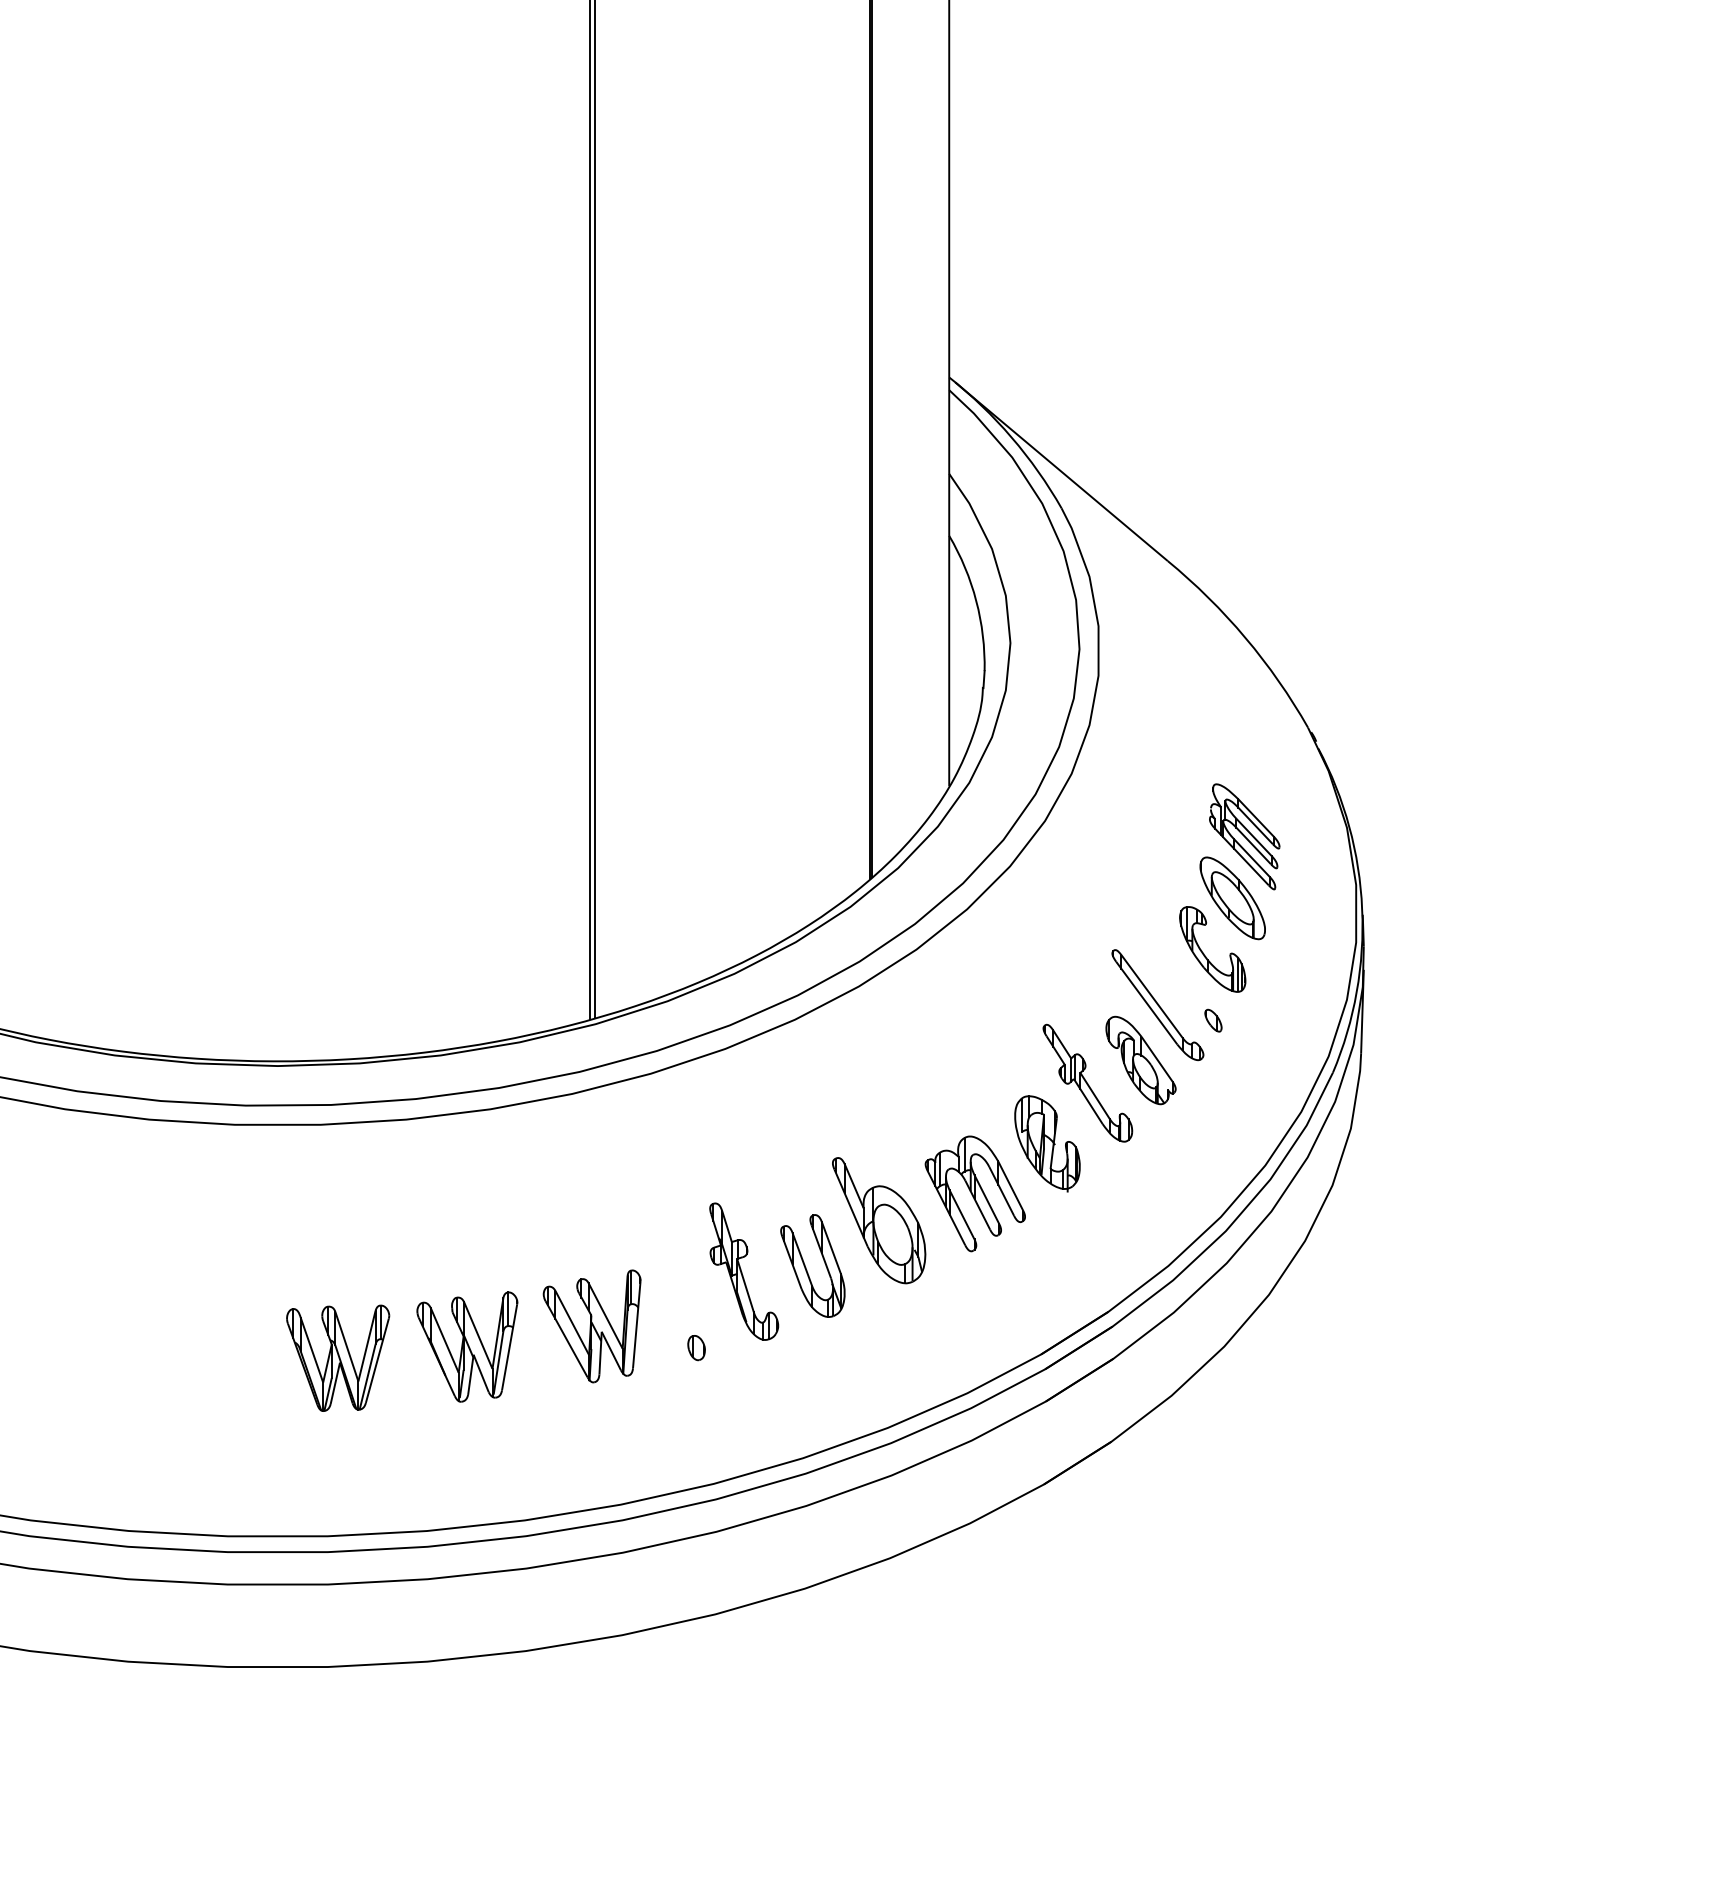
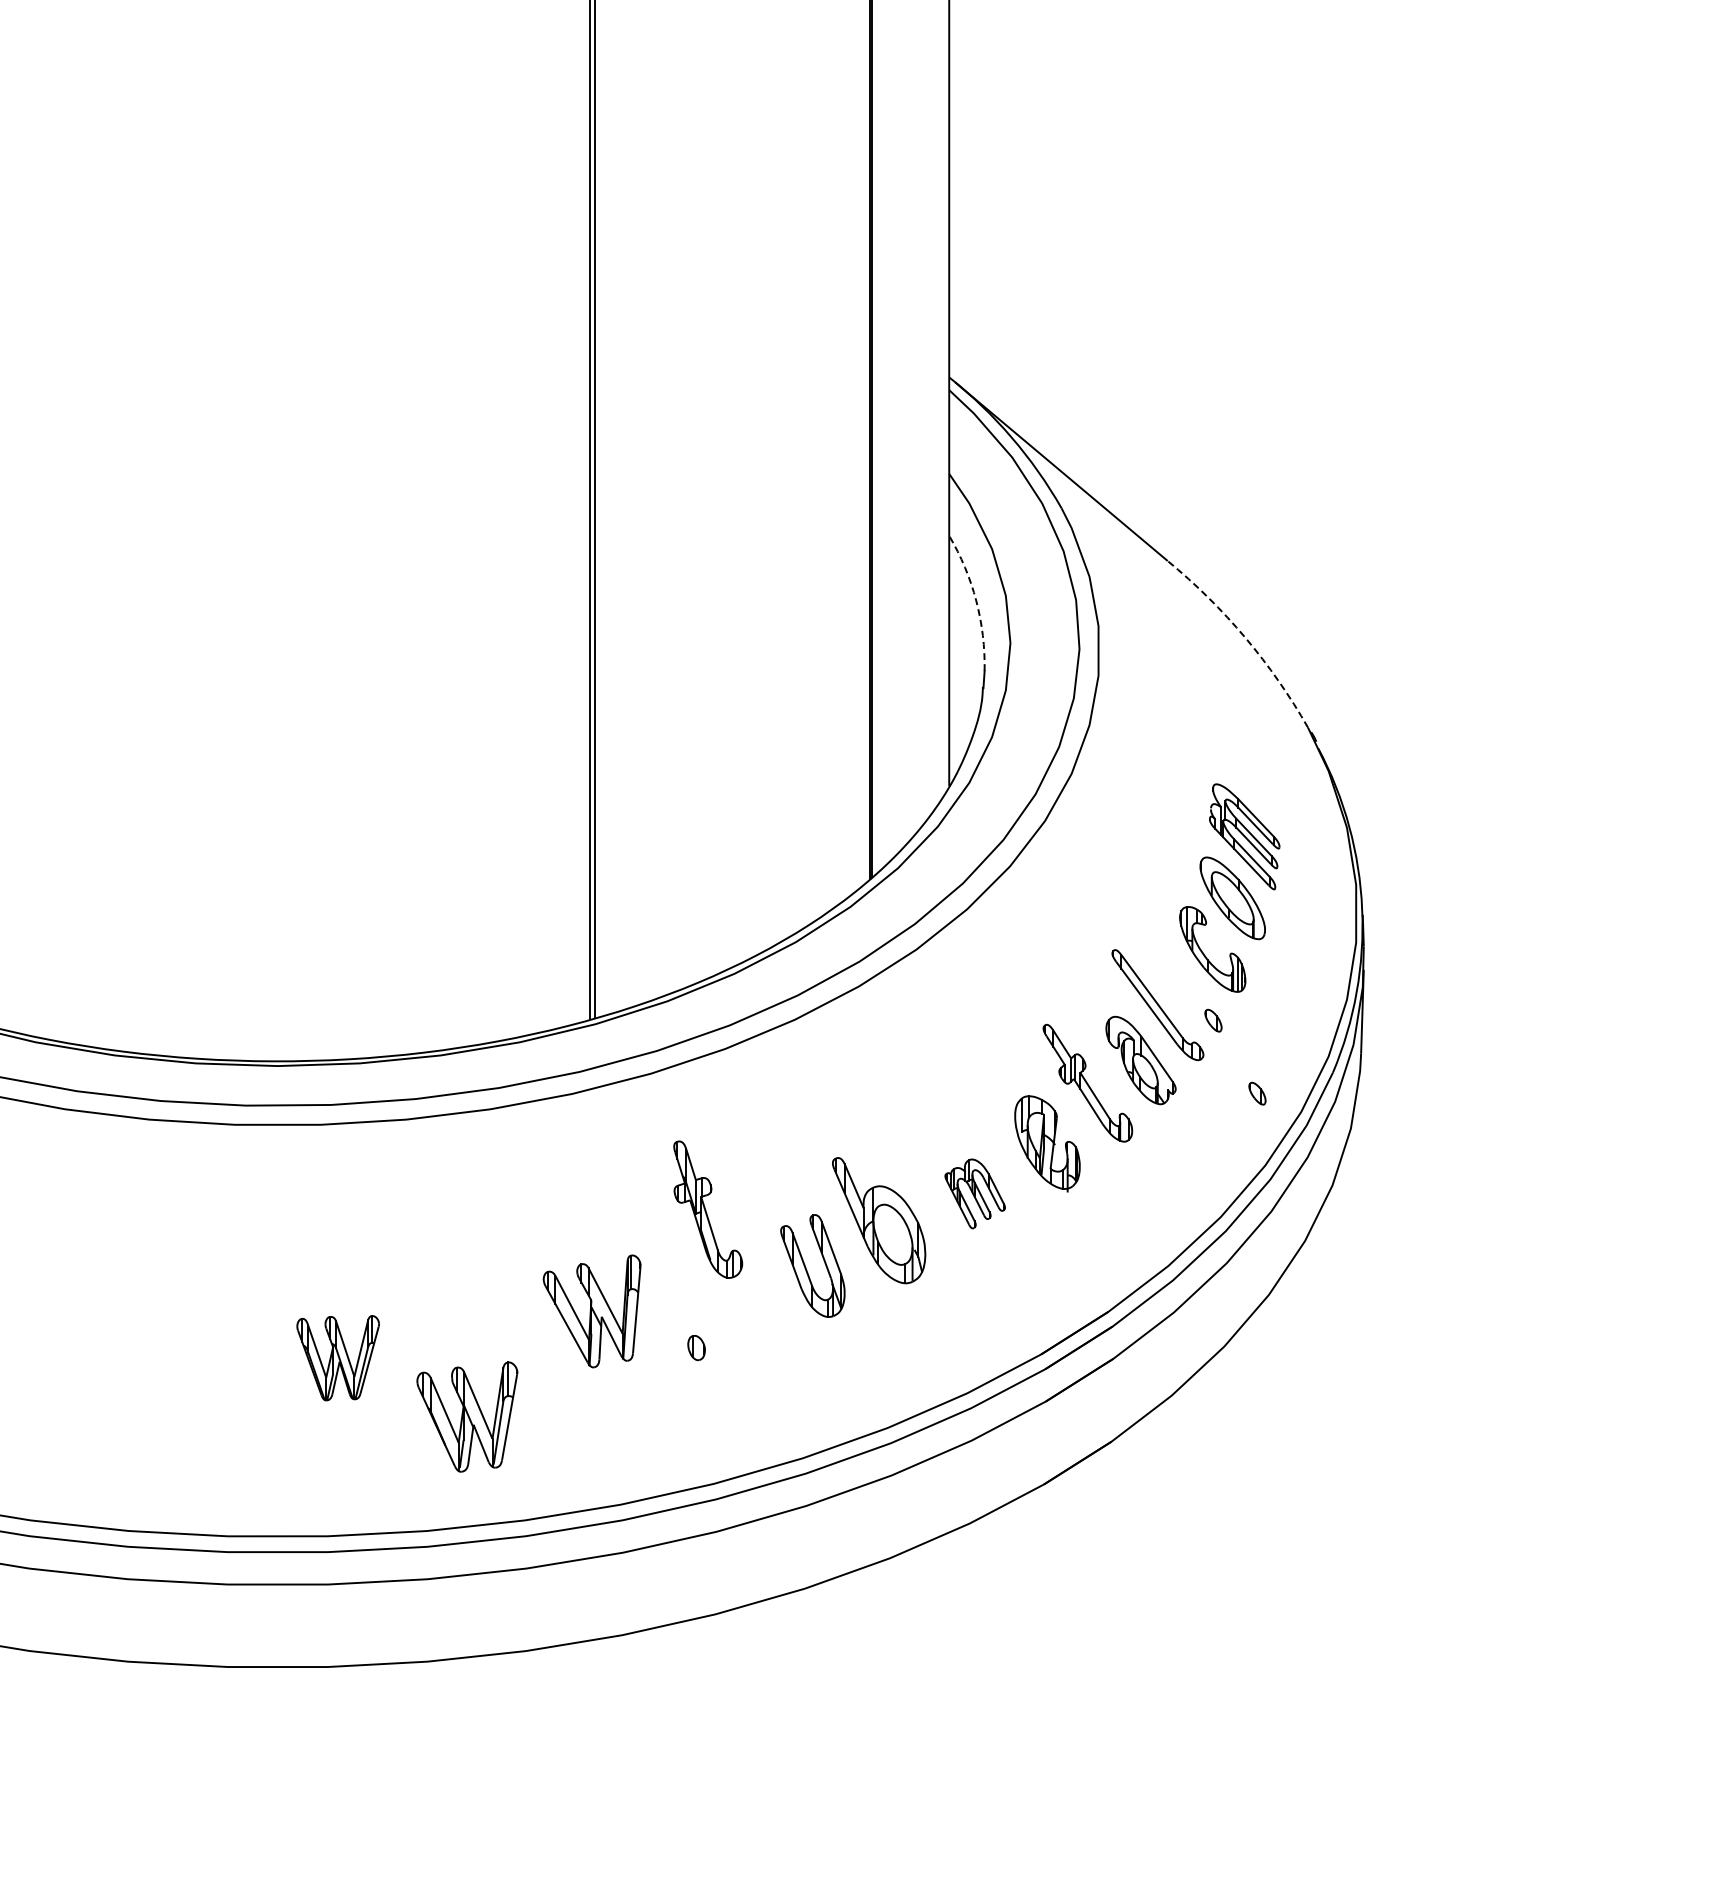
arc: solid -> dashed (976, 601)
arc: solid -> dashed (1245, 637)
part: none -> present (1257, 1093)
part size: 102x118 px -> 62x72 px (974, 1193)
part position: (744, 1271) -> (708, 1209) (708, 1209)
part position: (591, 1326) -> (591, 1311) (591, 1311)
part position: (467, 1346) -> (467, 1416) (467, 1416)
part size: 105x108 px -> 84x87 px (337, 1358)
